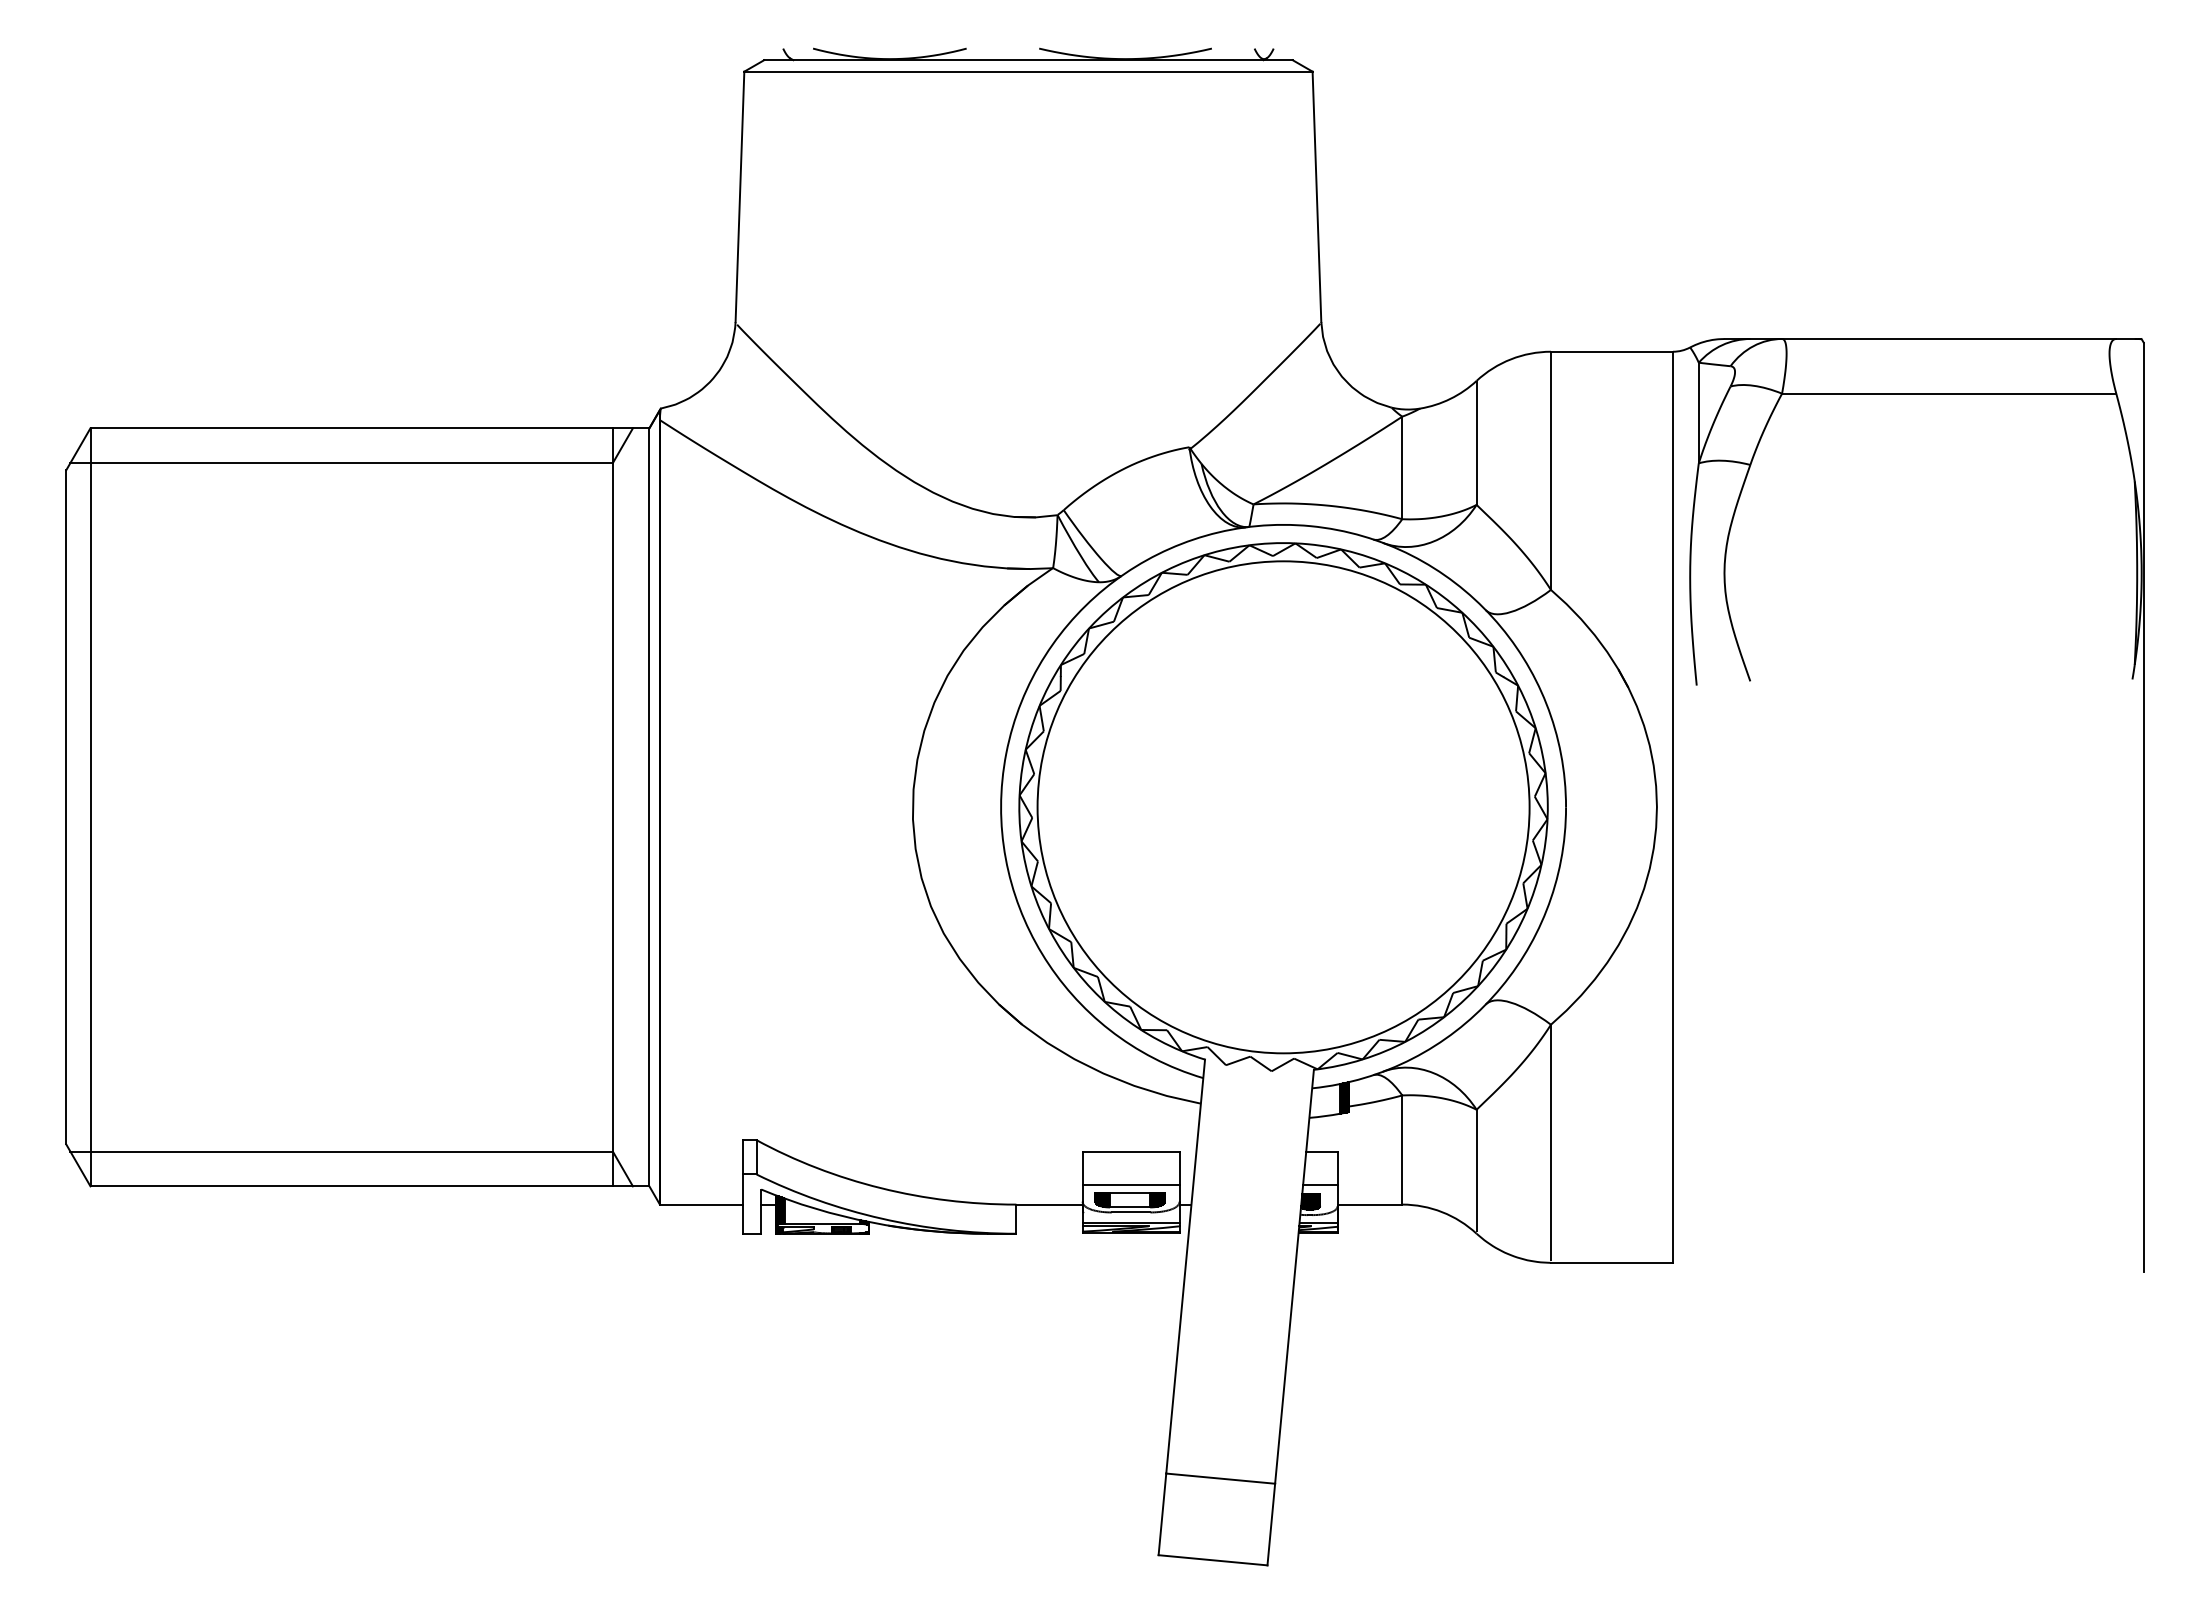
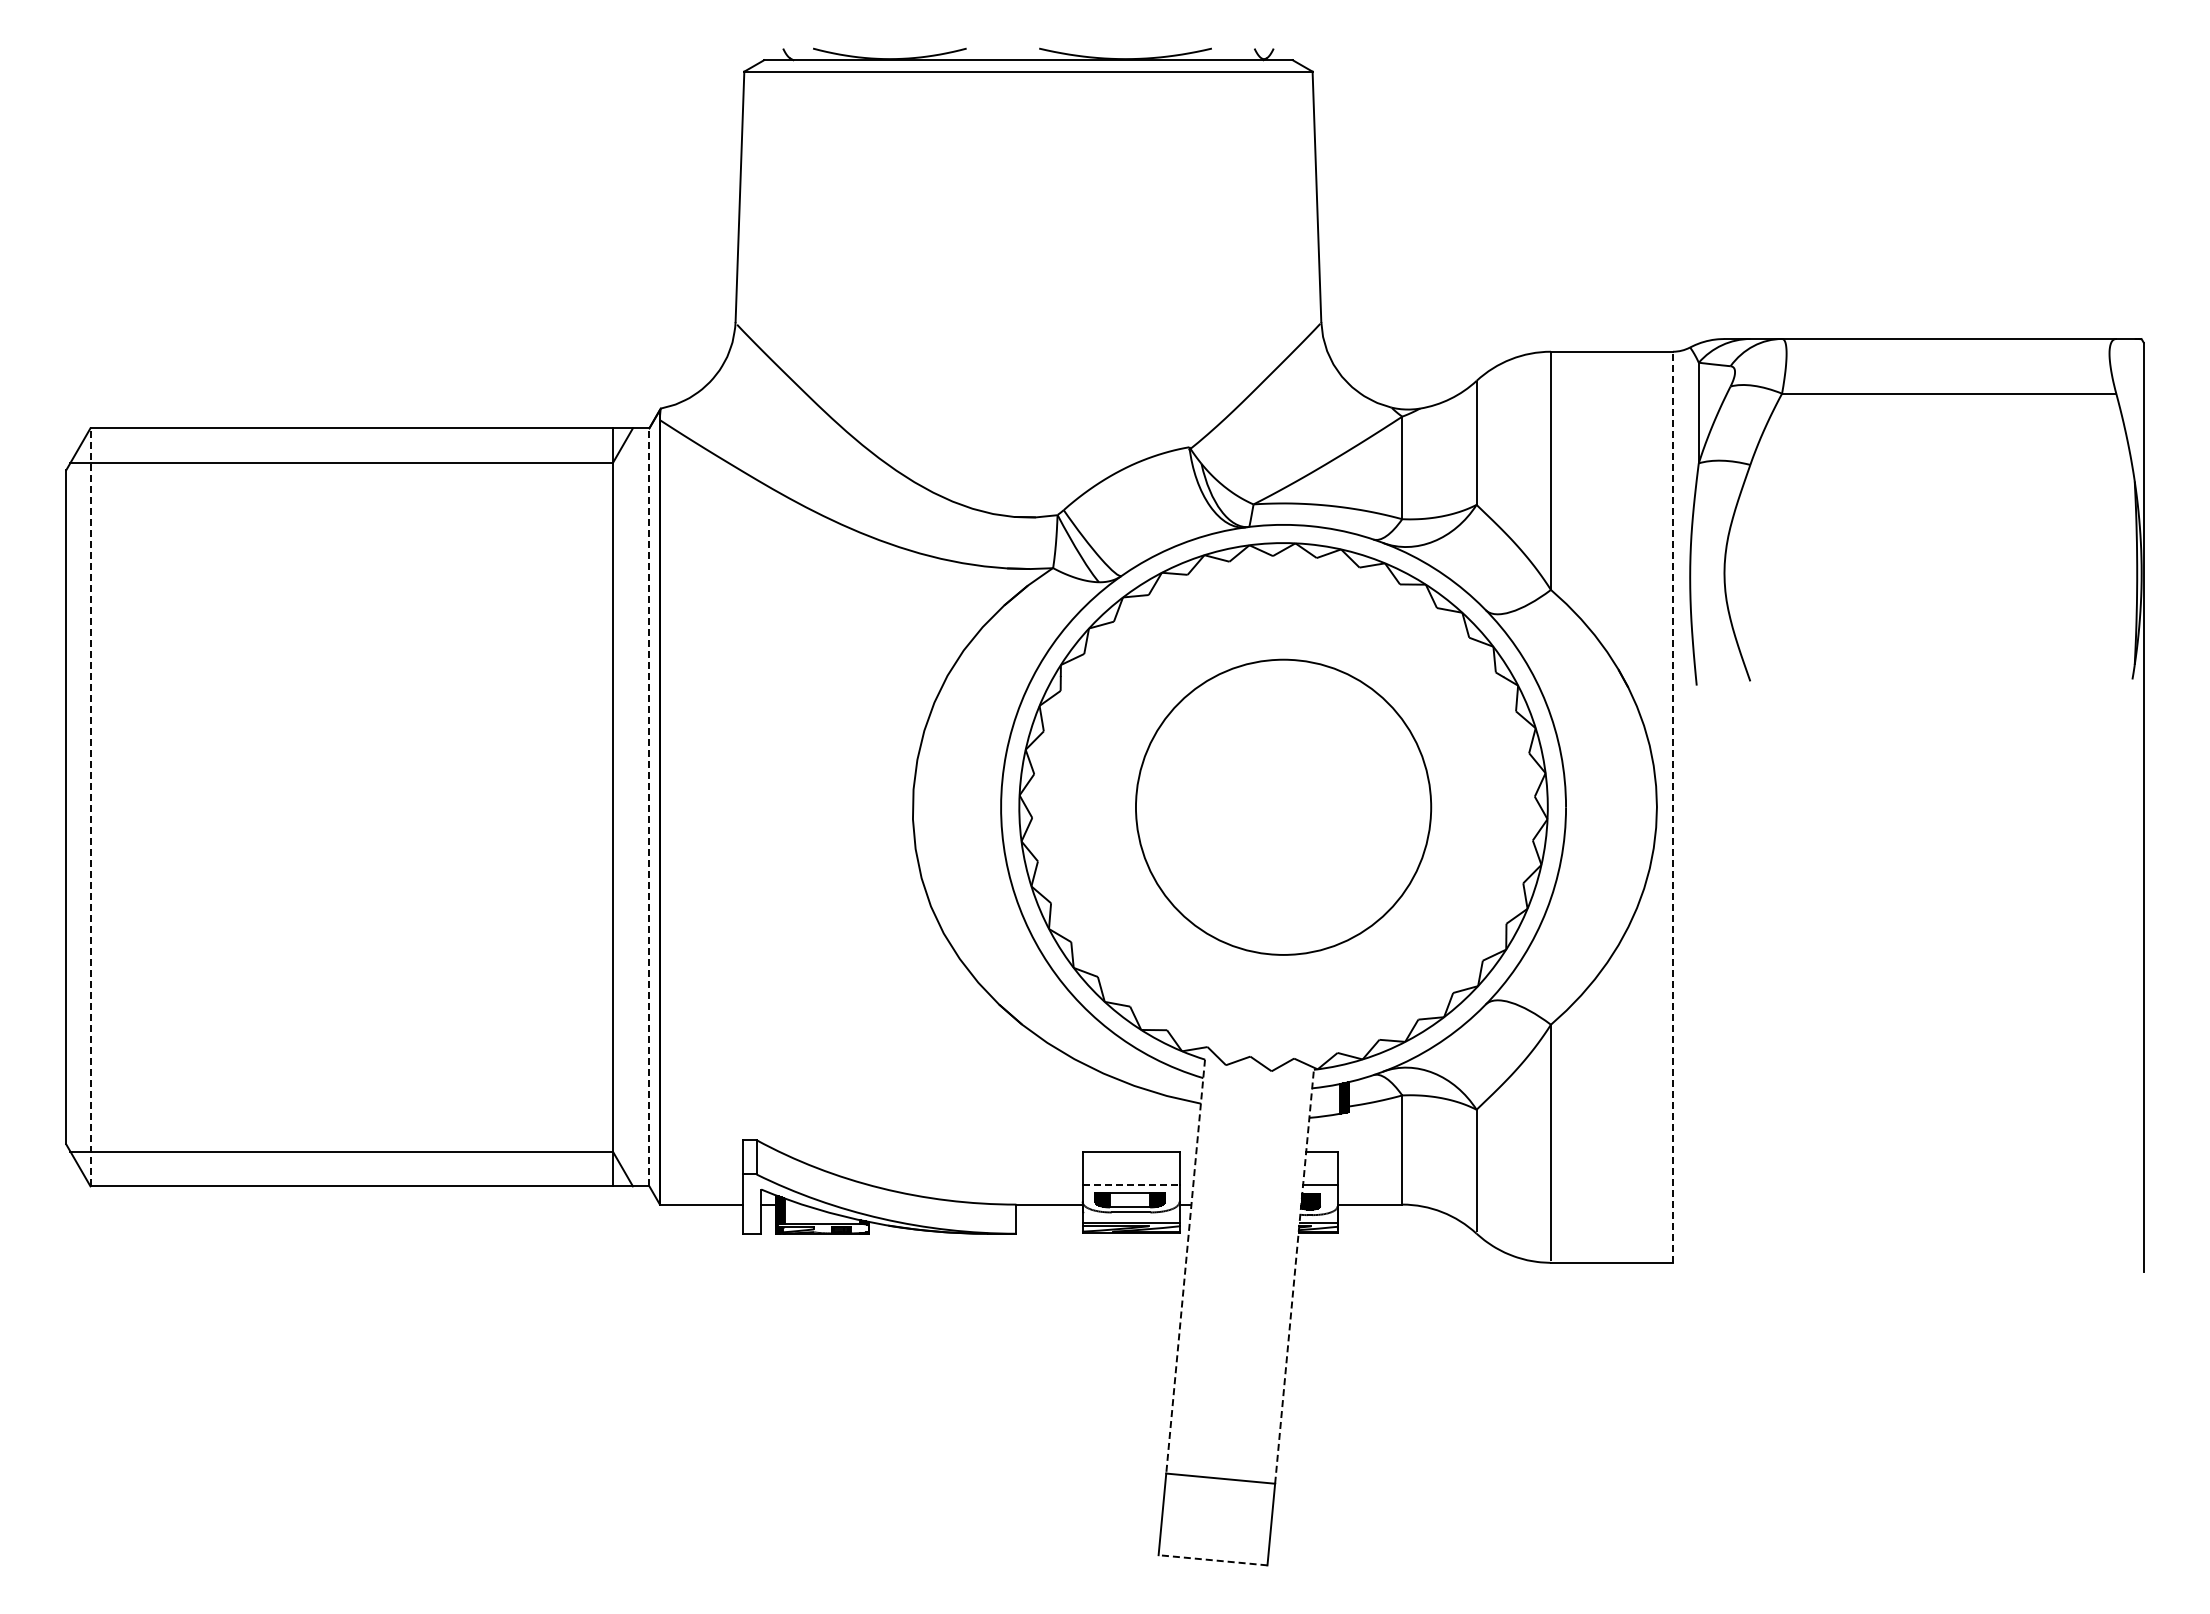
line: solid -> dashed (90, 806)
line: solid -> dashed (649, 806)
circle diameter: 492 px -> 295 px (1283, 806)
line: solid -> dashed (1673, 807)
line: solid -> dashed (1131, 1185)
line: solid -> dashed (1185, 1266)
line: solid -> dashed (1294, 1276)
line: solid -> dashed (1213, 1560)
